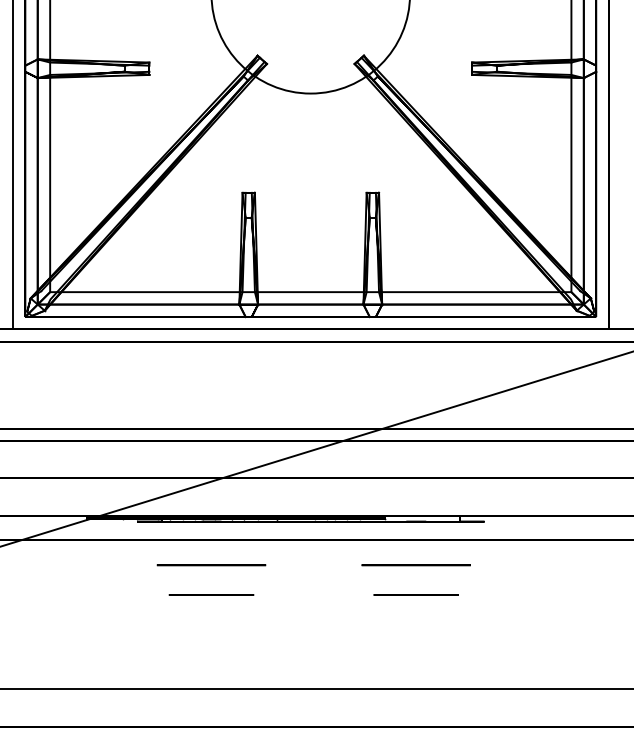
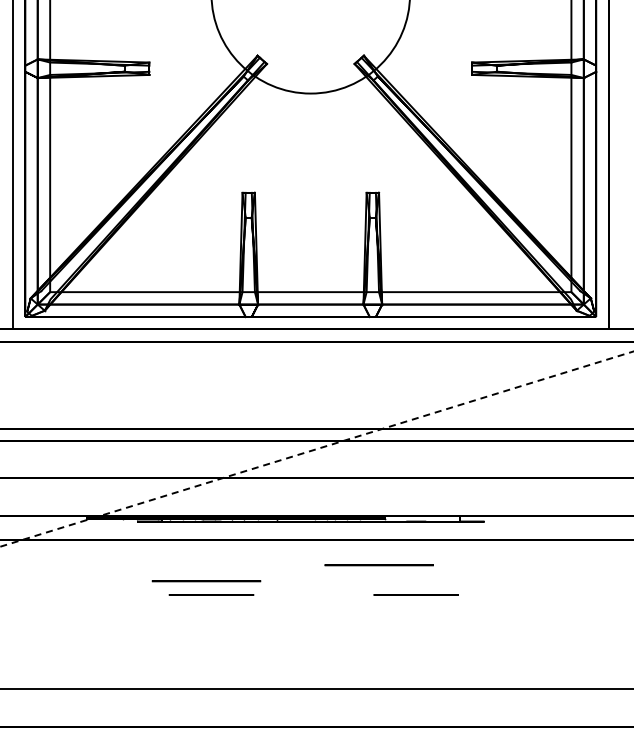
line: solid -> dashed (316, 449)
circle position: (211, 565) -> (206, 581) (206, 581)
circle position: (415, 565) -> (378, 565) (378, 565)
